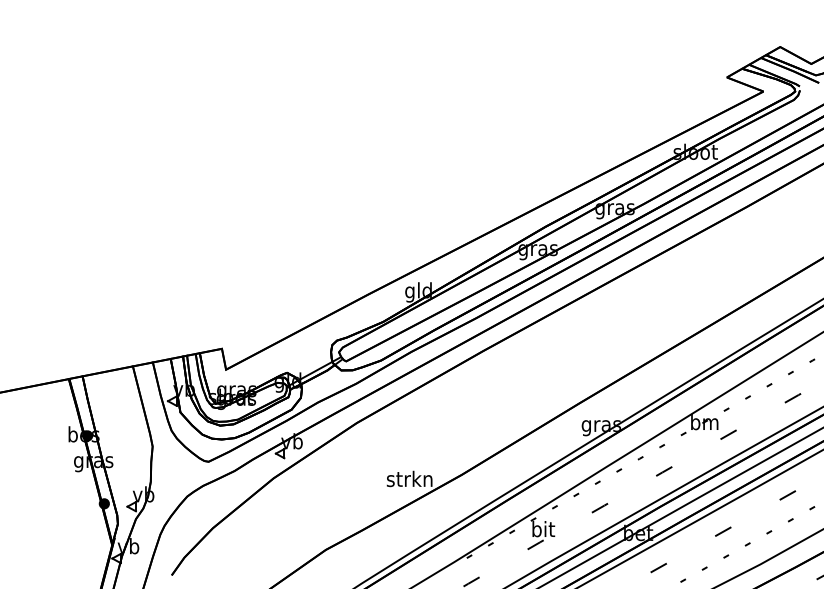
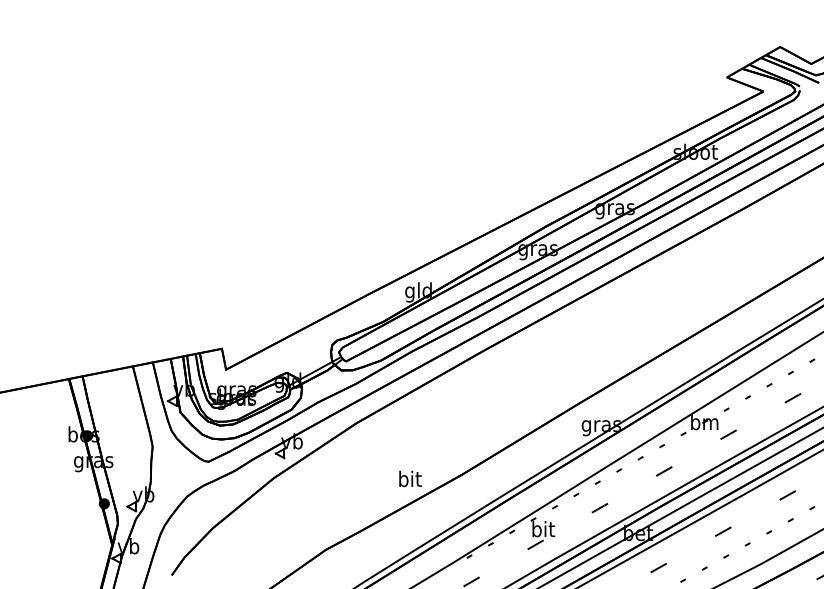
text: strkn -> bit (409, 478)
